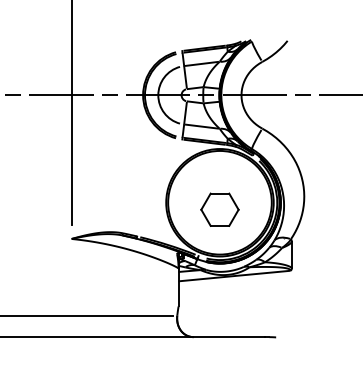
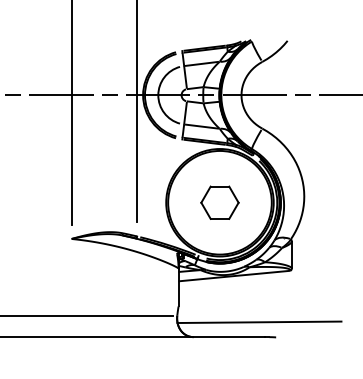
line: none -> present (137, 112)
part position: (219, 209) -> (219, 202) (219, 202)
line: none -> present (259, 322)
